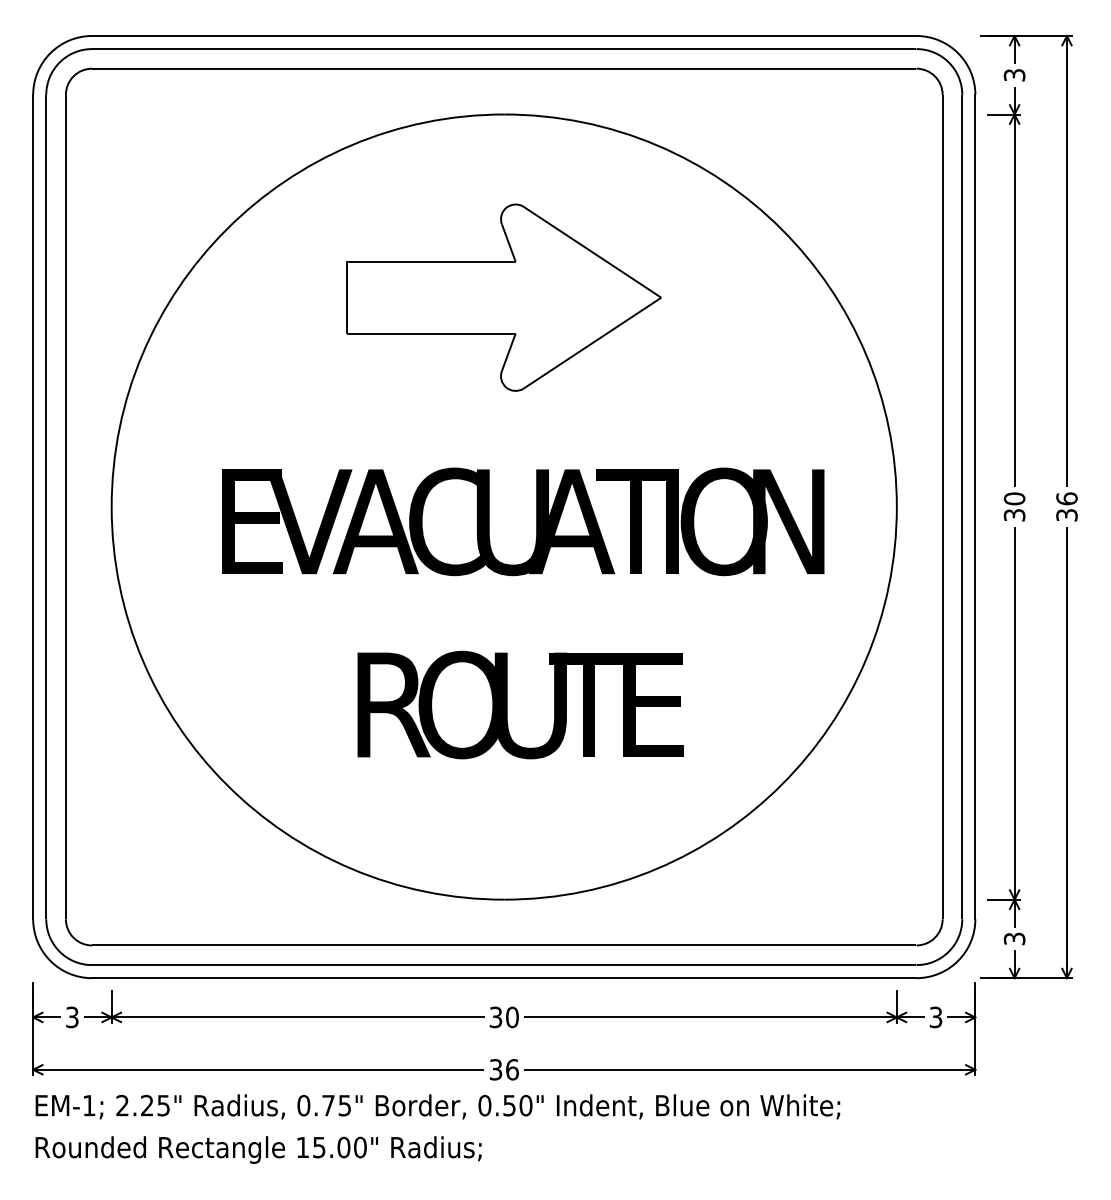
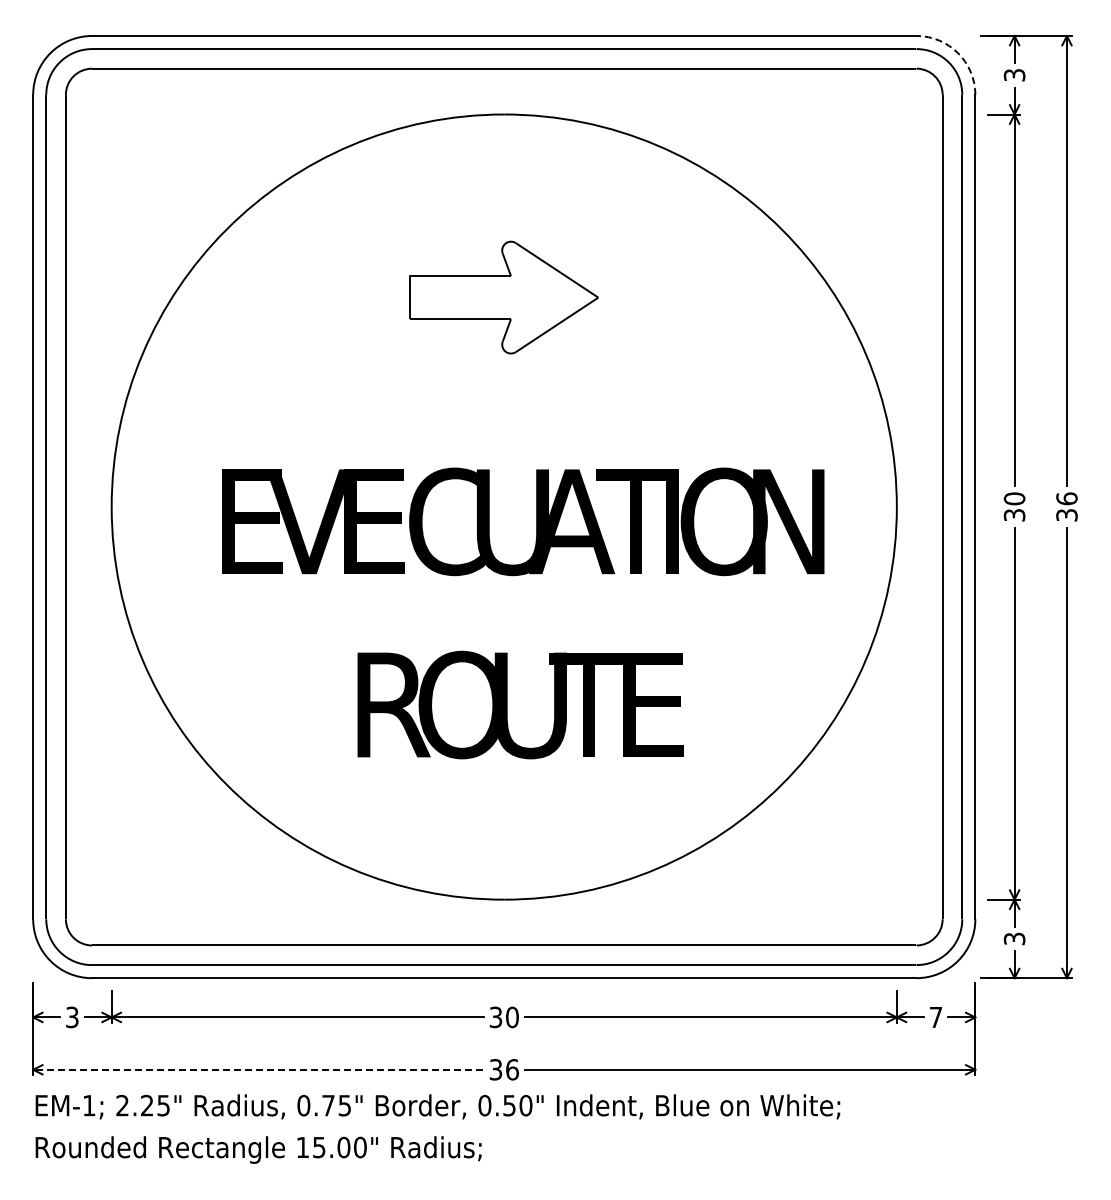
arc: solid -> dashed (958, 53)
part size: 316x189 px -> 190x115 px (503, 297)
text: A -> E (375, 521)
text: 3 -> 7 (935, 1017)
line: solid -> dashed (257, 1069)
